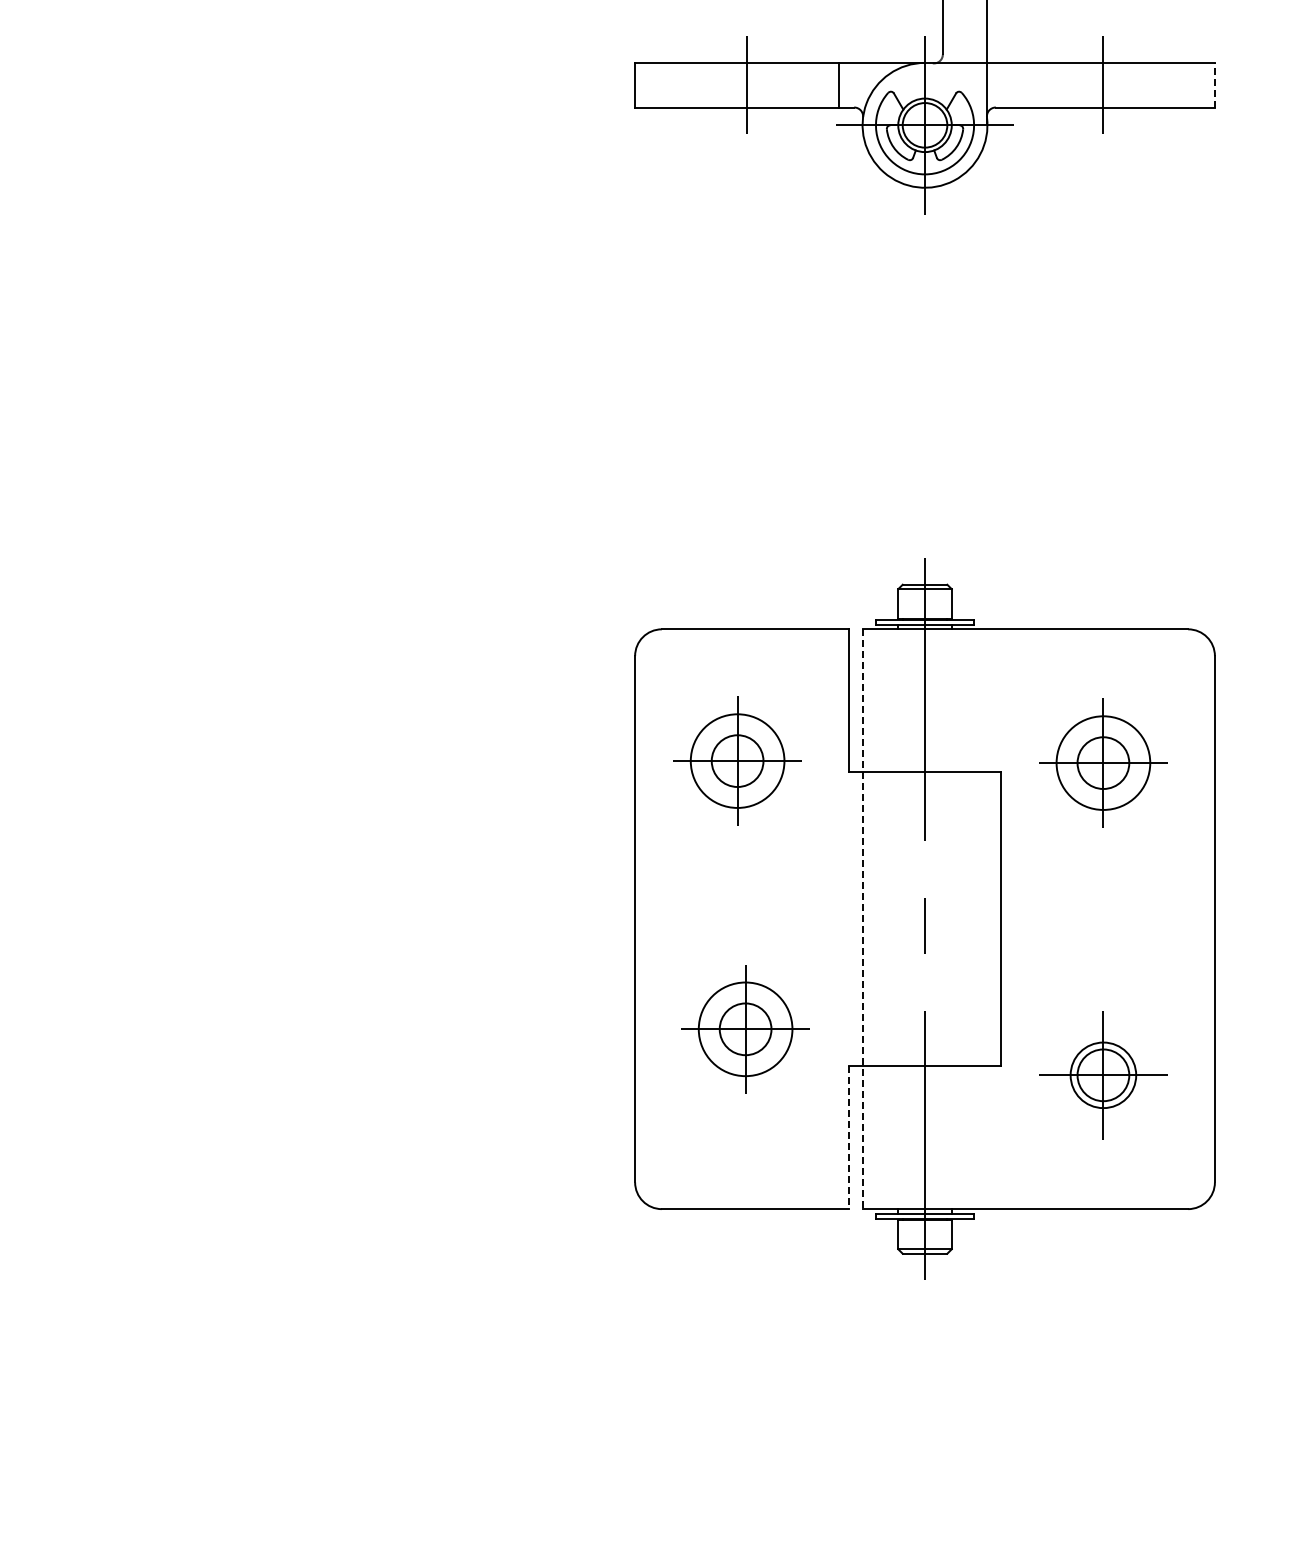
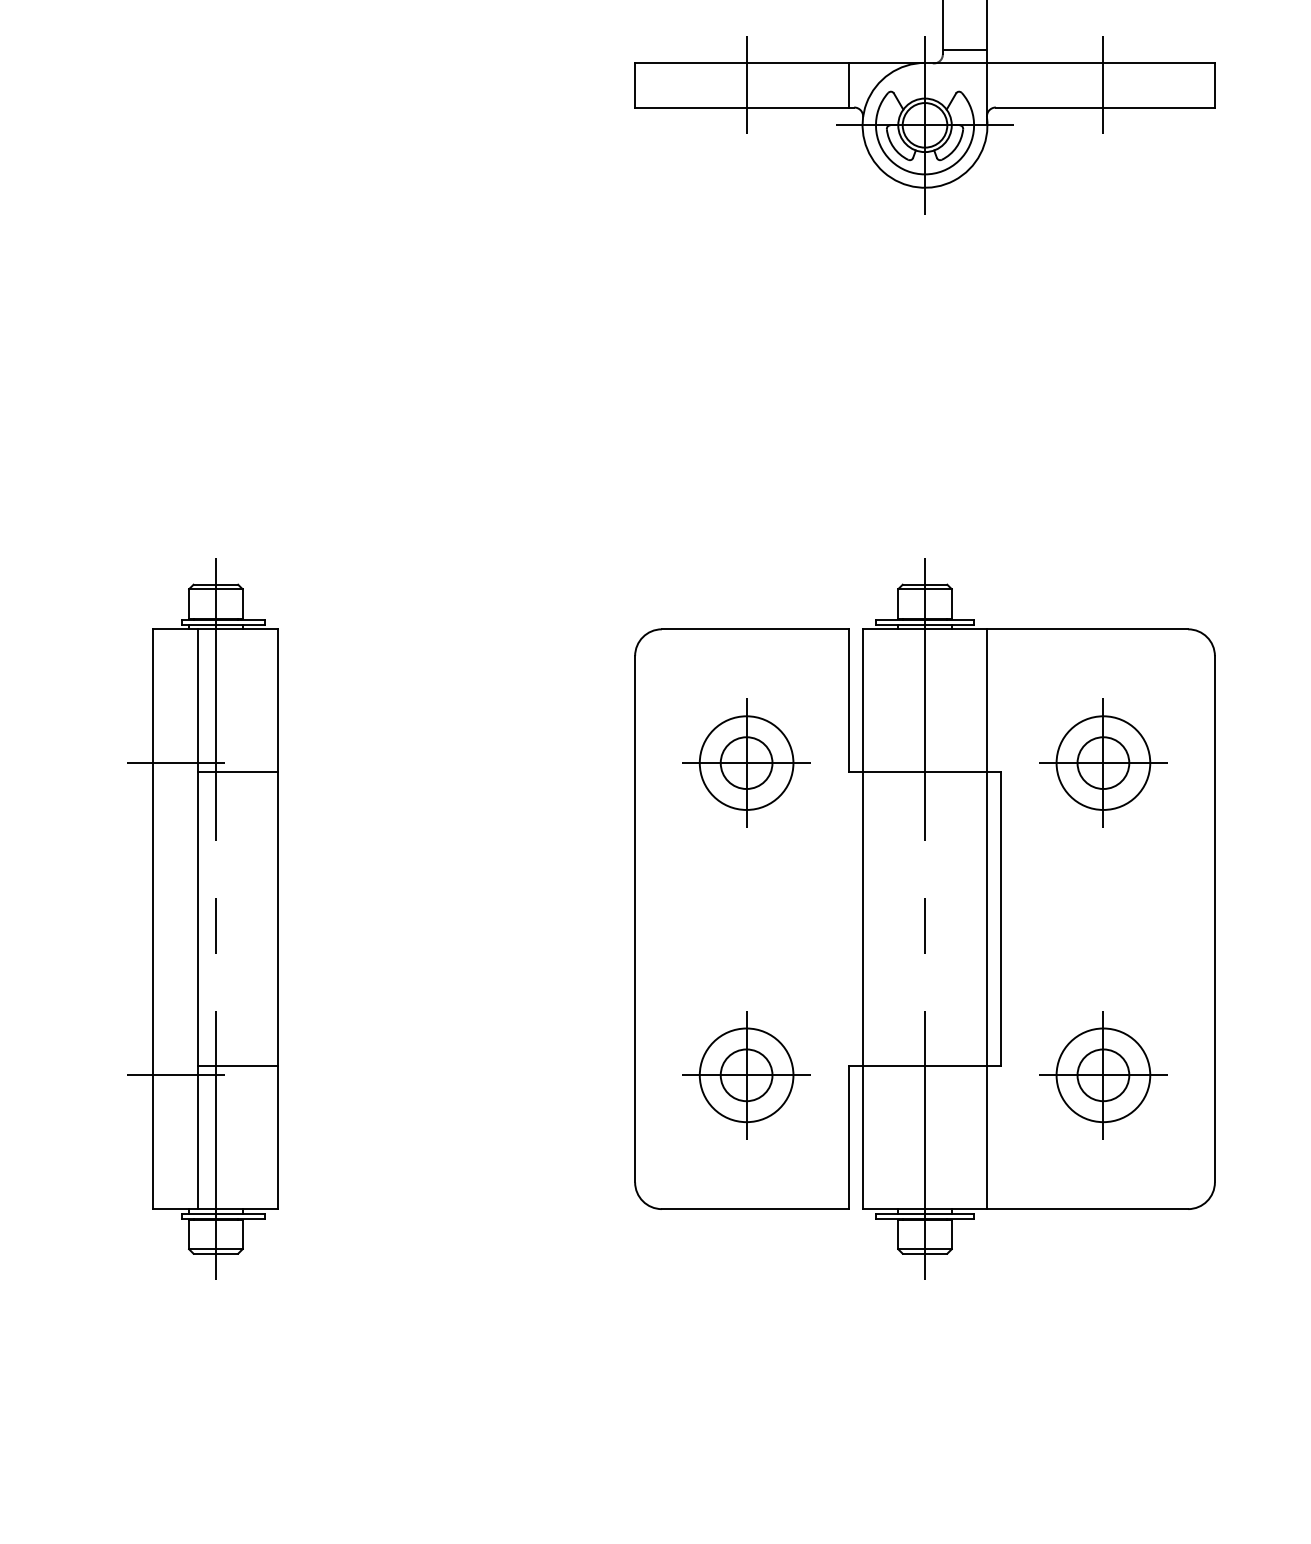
line: none -> present (964, 49)
line position: (839, 84) -> (849, 84) (849, 84)
line: dashed -> solid (1214, 84)
part position: (737, 760) -> (746, 762) (746, 762)
part: none -> present (202, 918)
line: dashed -> solid (862, 919)
line: none -> present (987, 919)
part position: (745, 1029) -> (746, 1075) (746, 1075)
circle diameter: 66 px -> 94 px (1103, 1075)
line: dashed -> solid (849, 1138)
